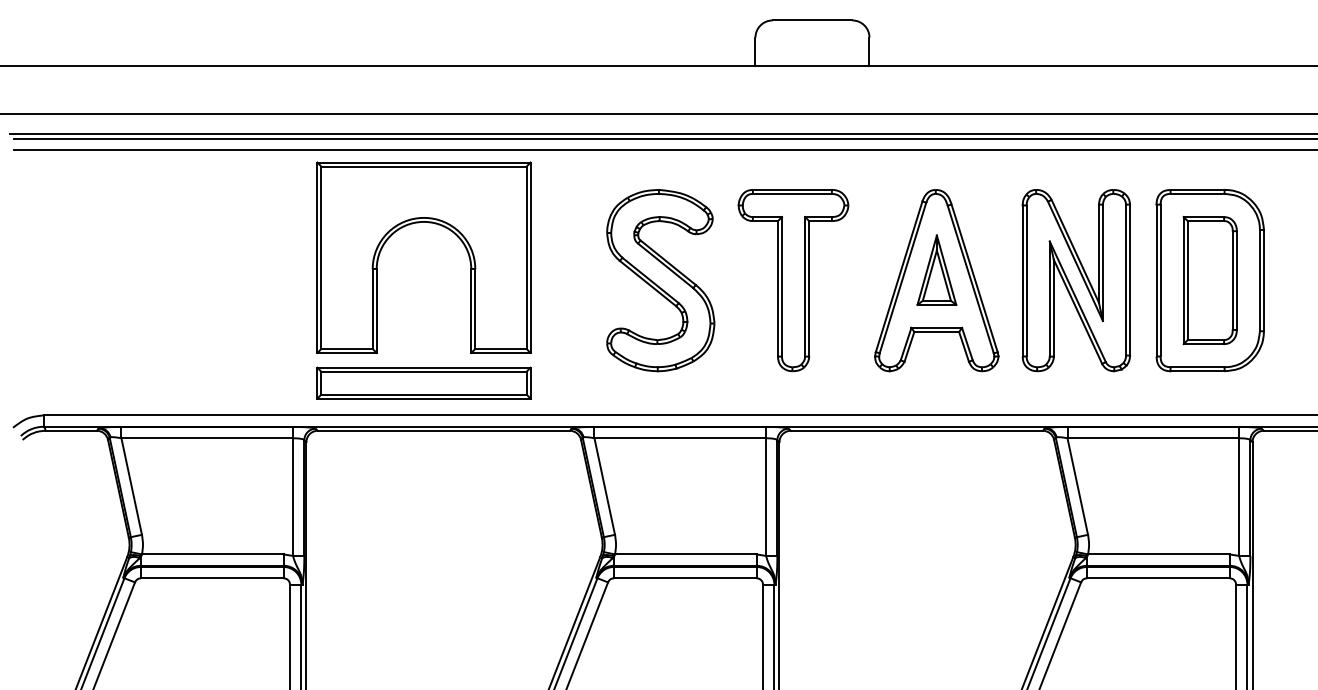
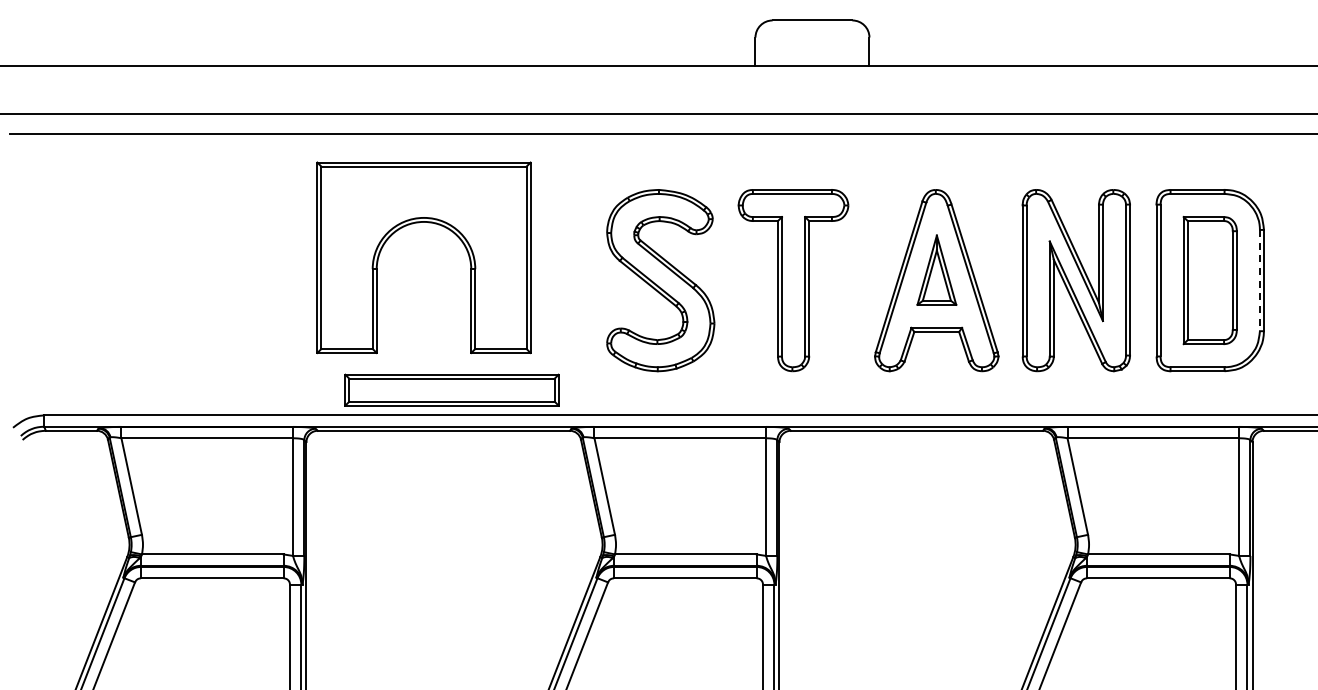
line: present -> none (663, 138)
line: present -> none (663, 149)
line: solid -> dashed (1259, 280)
part position: (423, 382) -> (451, 389) (451, 389)
